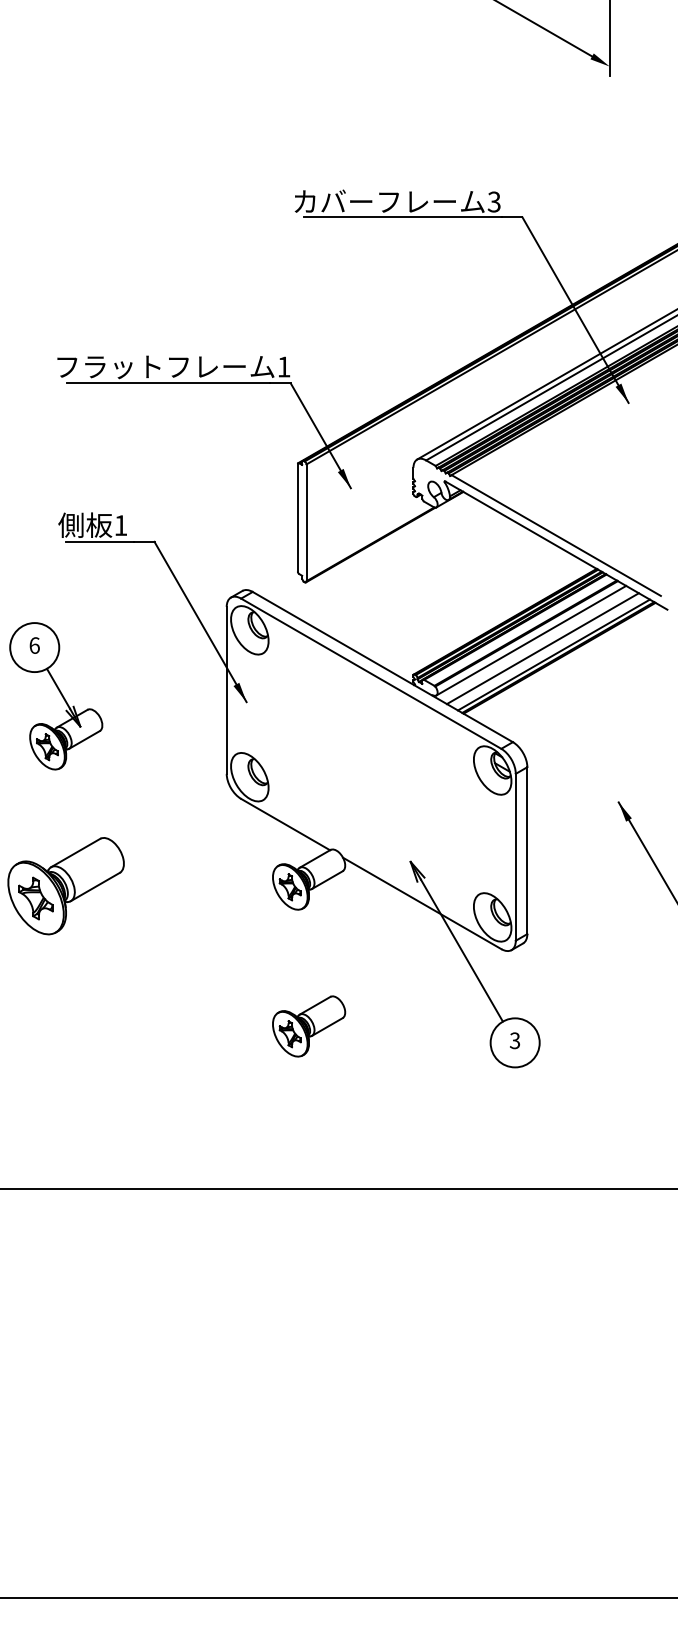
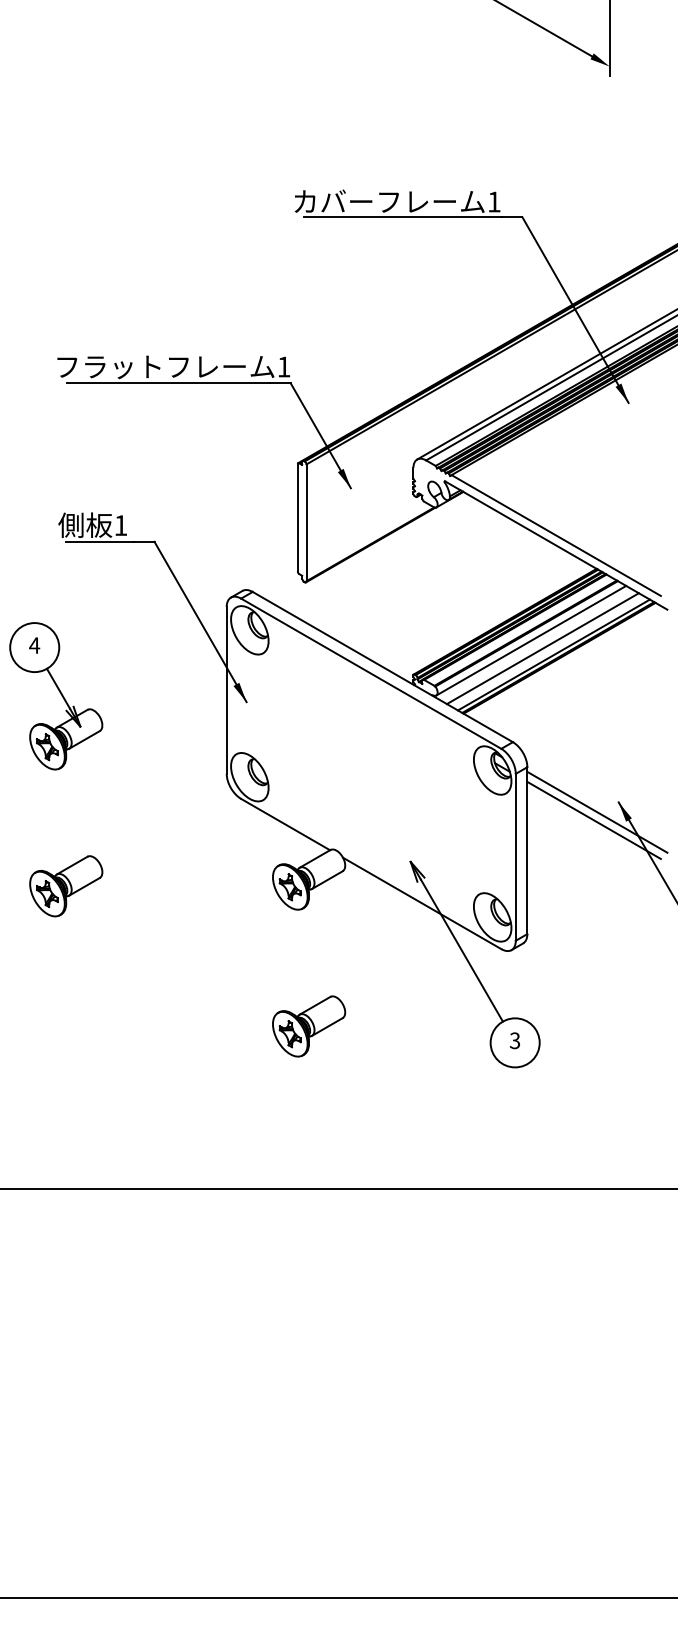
text: 3 -> 1 (493, 201)
text: 6 -> 4 (34, 645)
line: none -> present (597, 811)
line: none -> present (593, 820)
part size: 118x99 px -> 75x63 px (66, 886)
